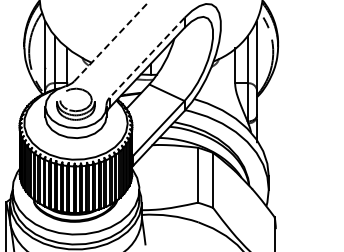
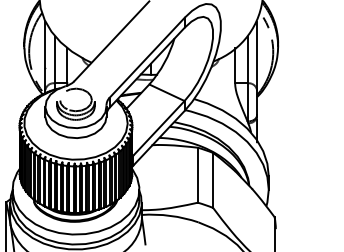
line: dashed -> solid (111, 41)
line: dashed -> solid (147, 57)
